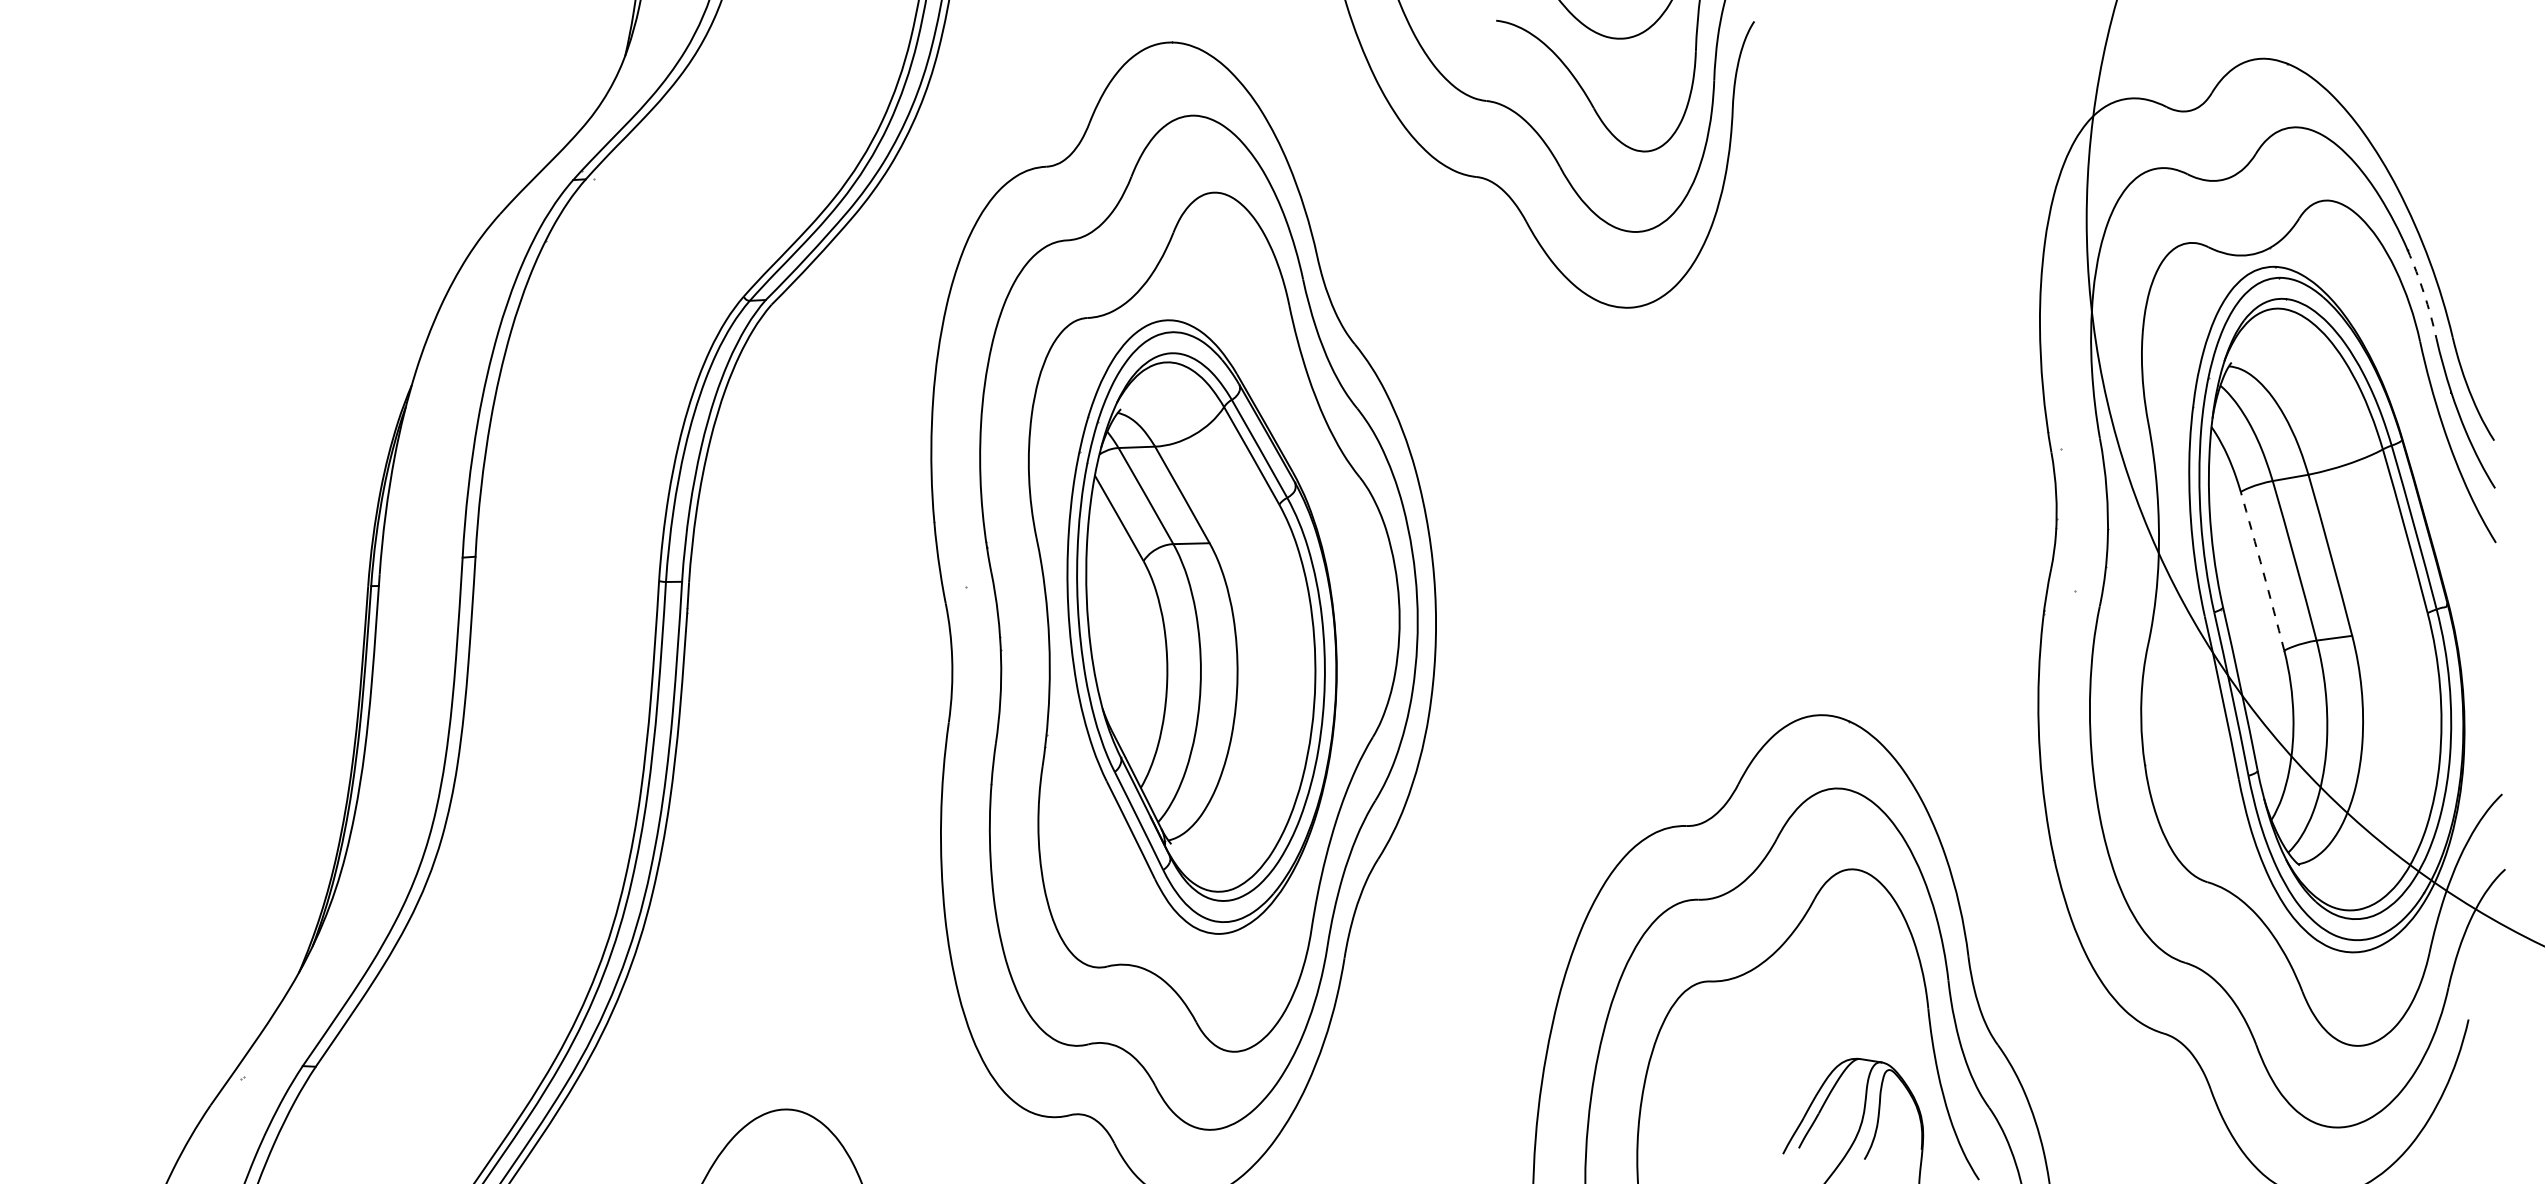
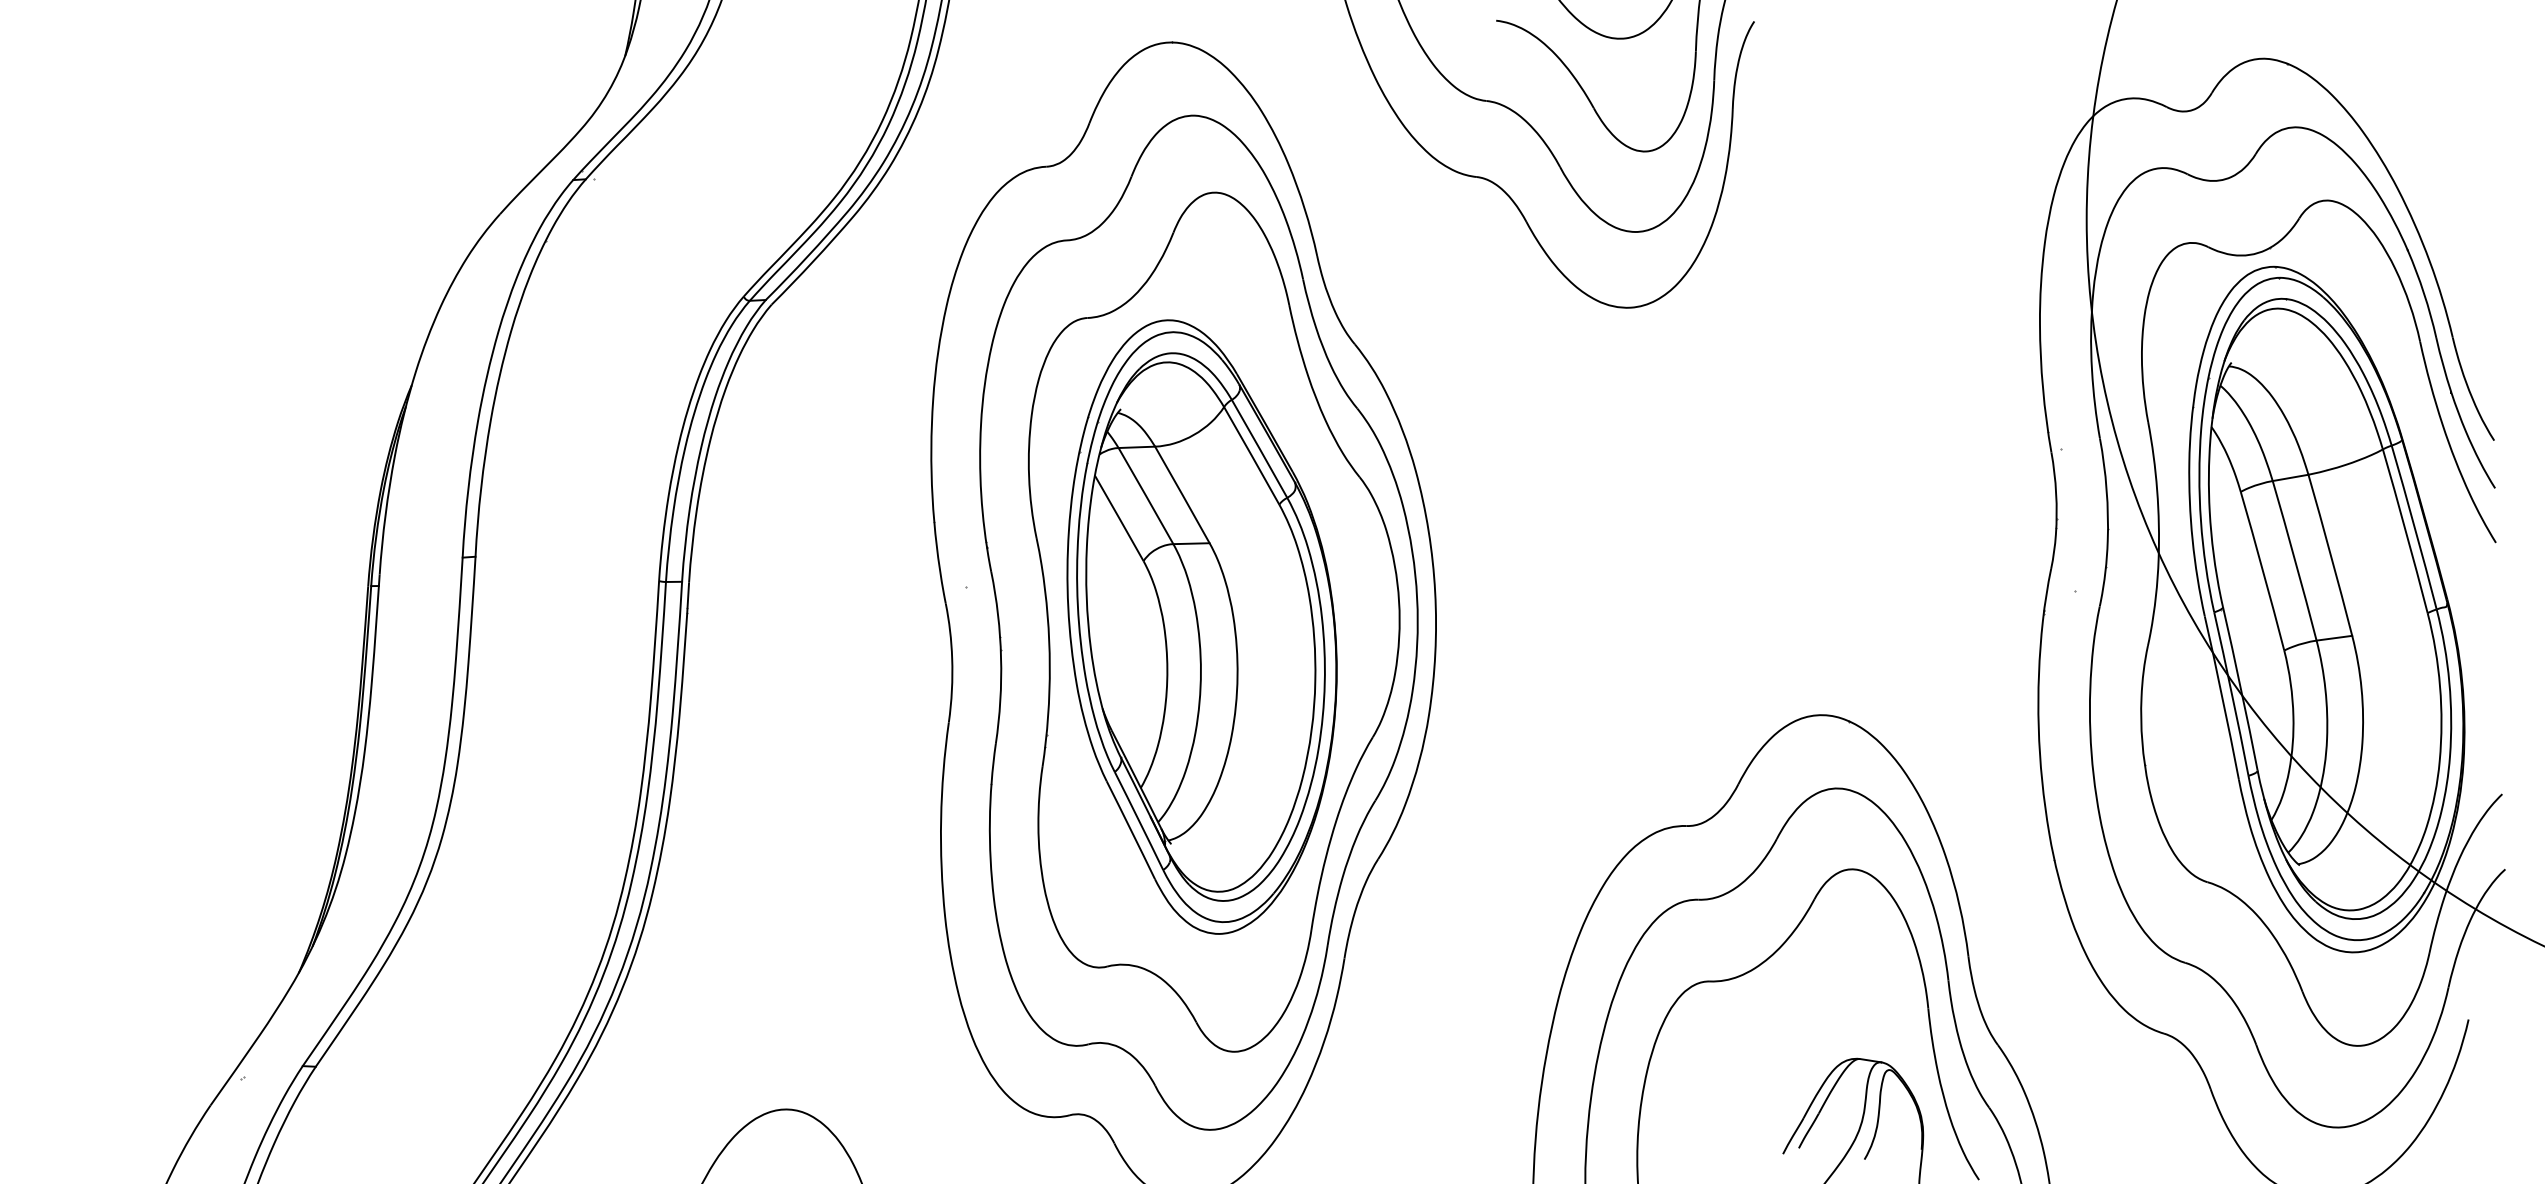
line: dashed -> solid (2424, 293)
line: dashed -> solid (2263, 571)
